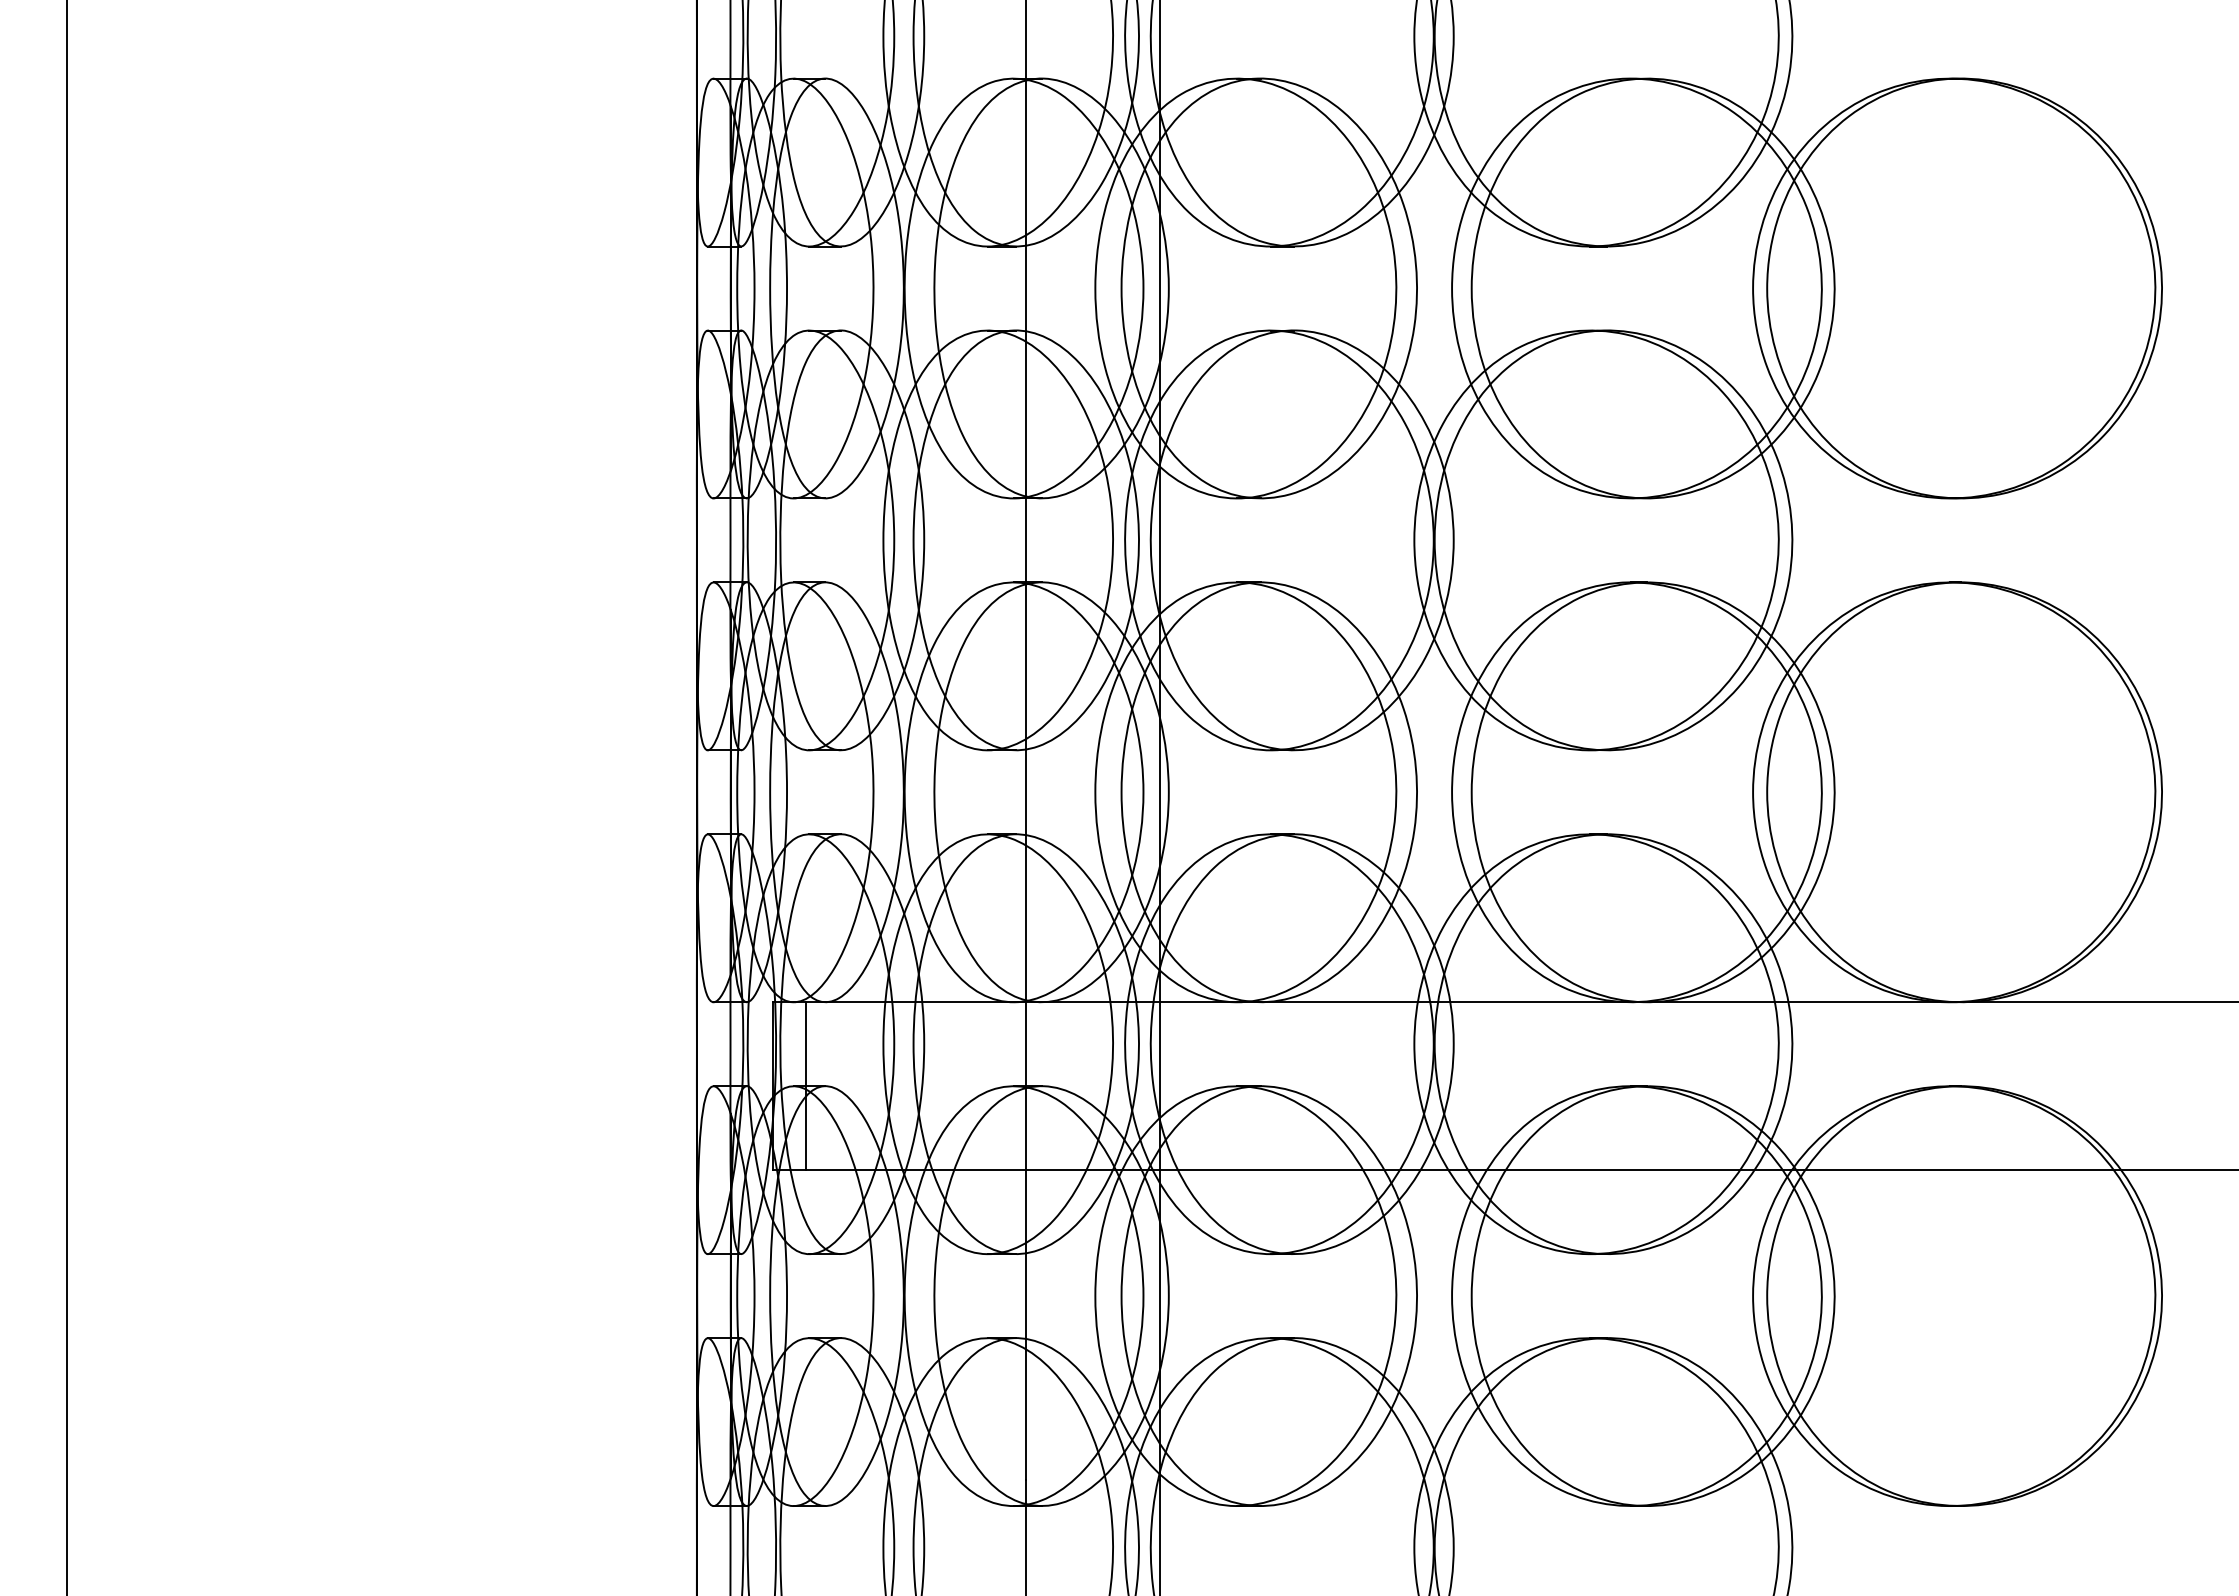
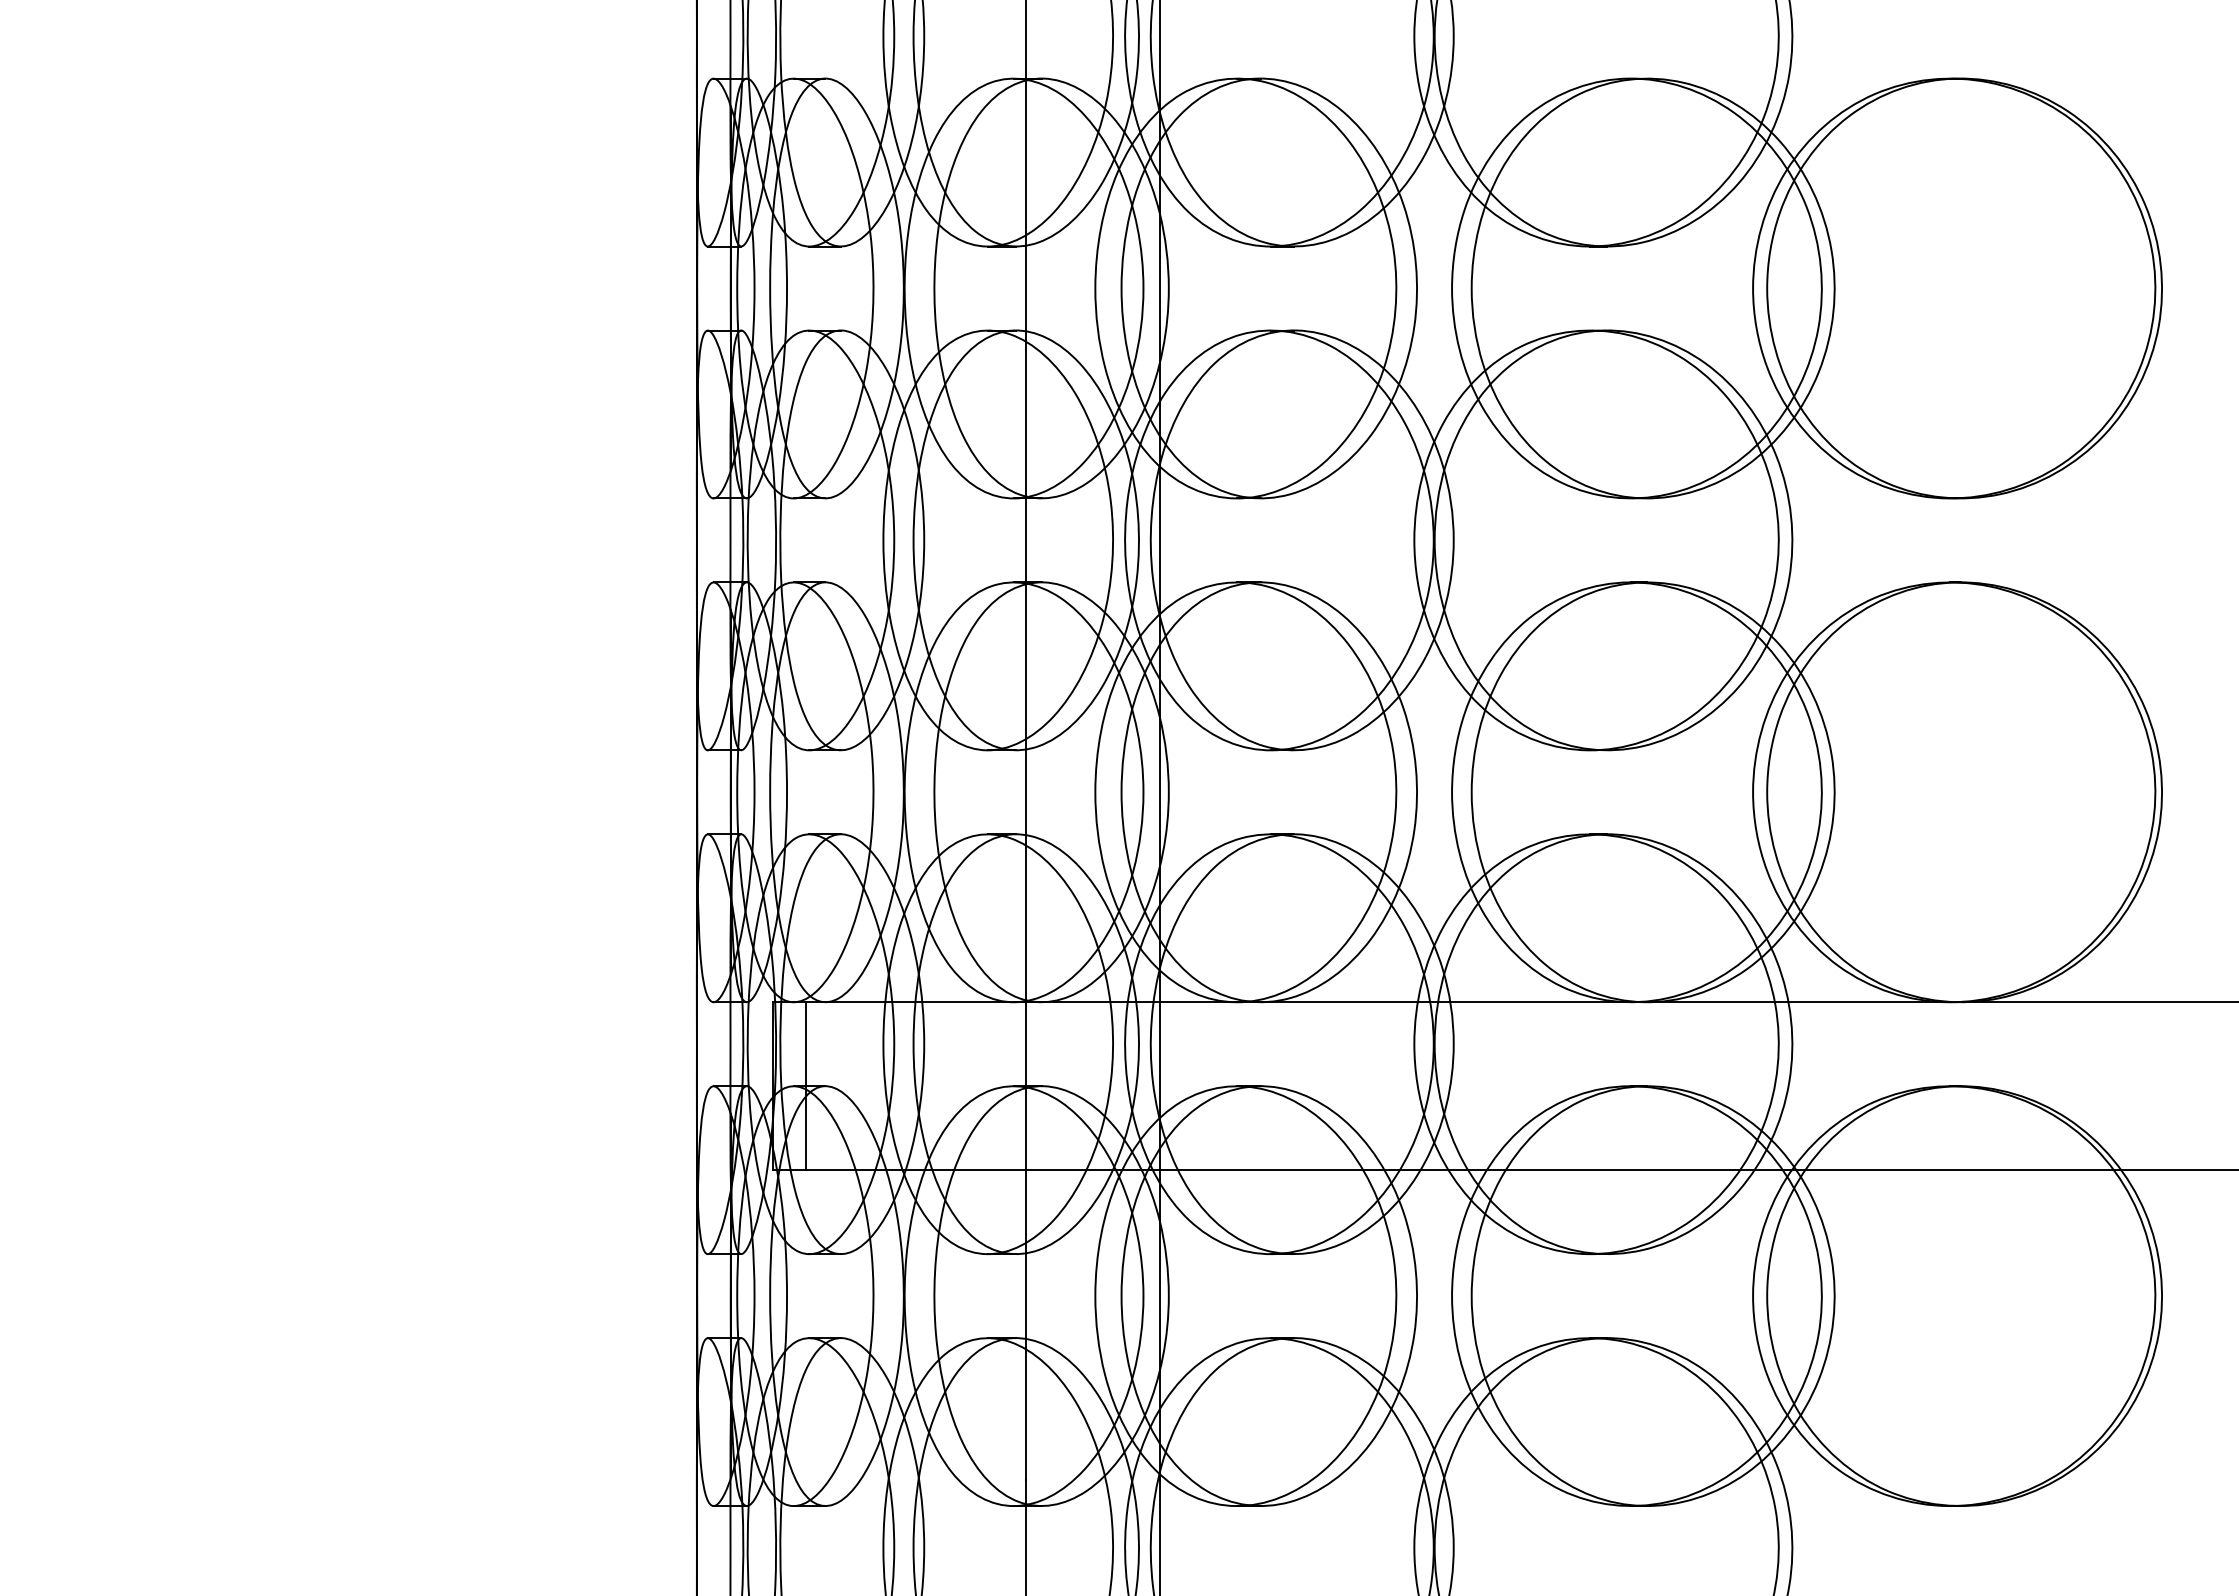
line: present -> none (67, 797)
